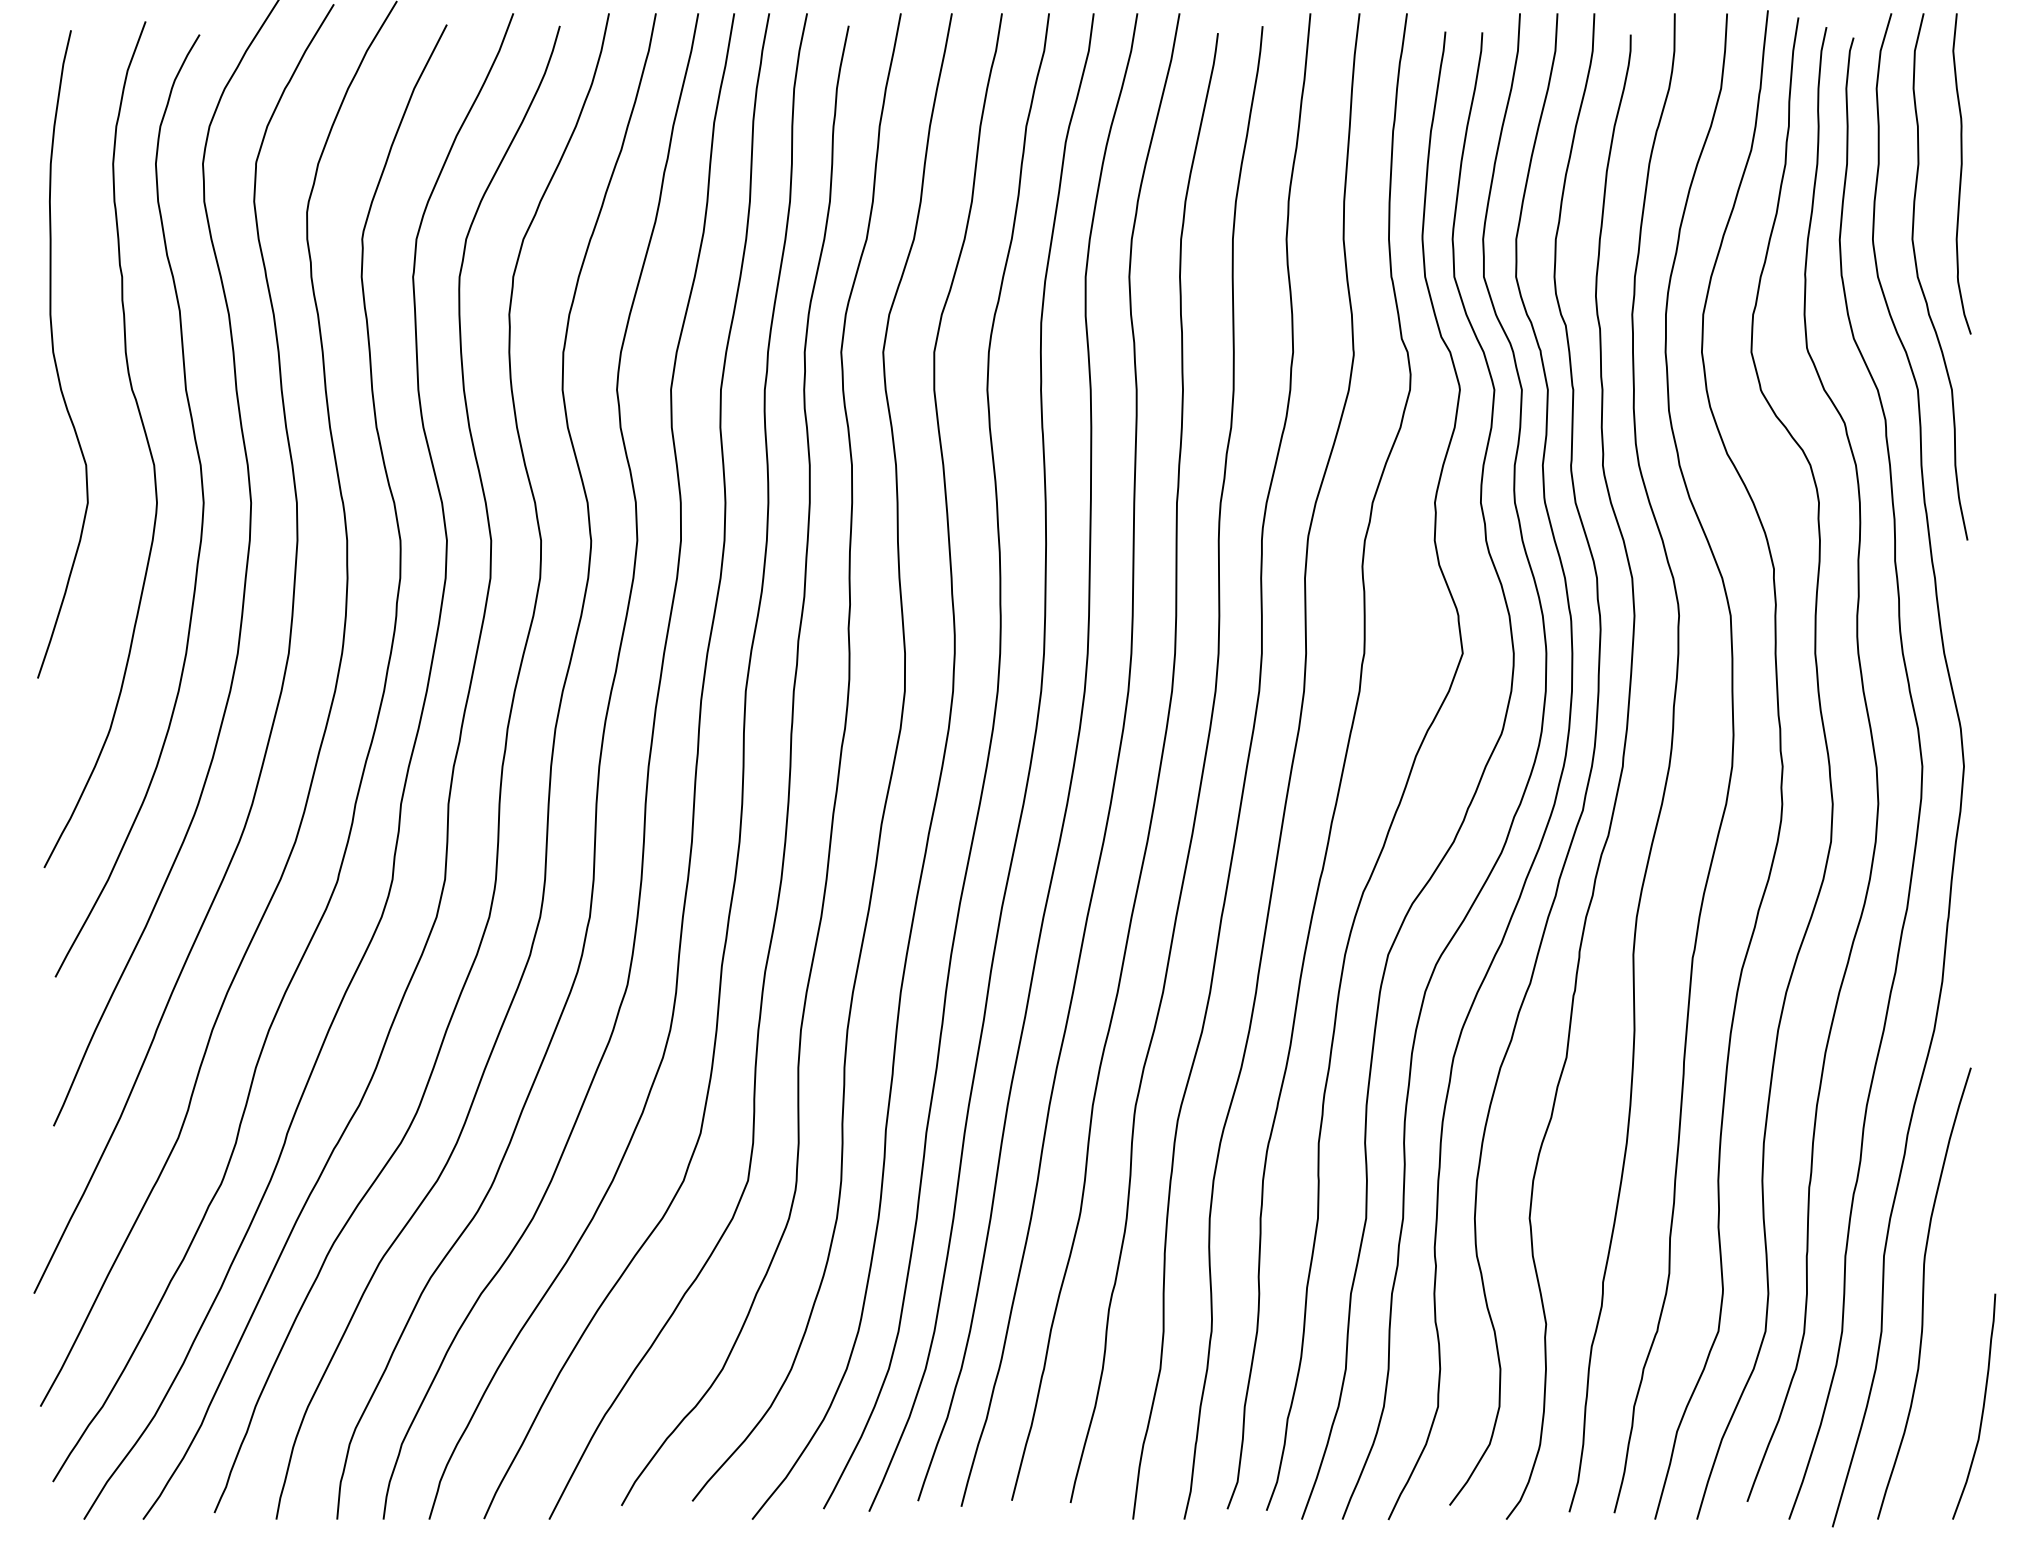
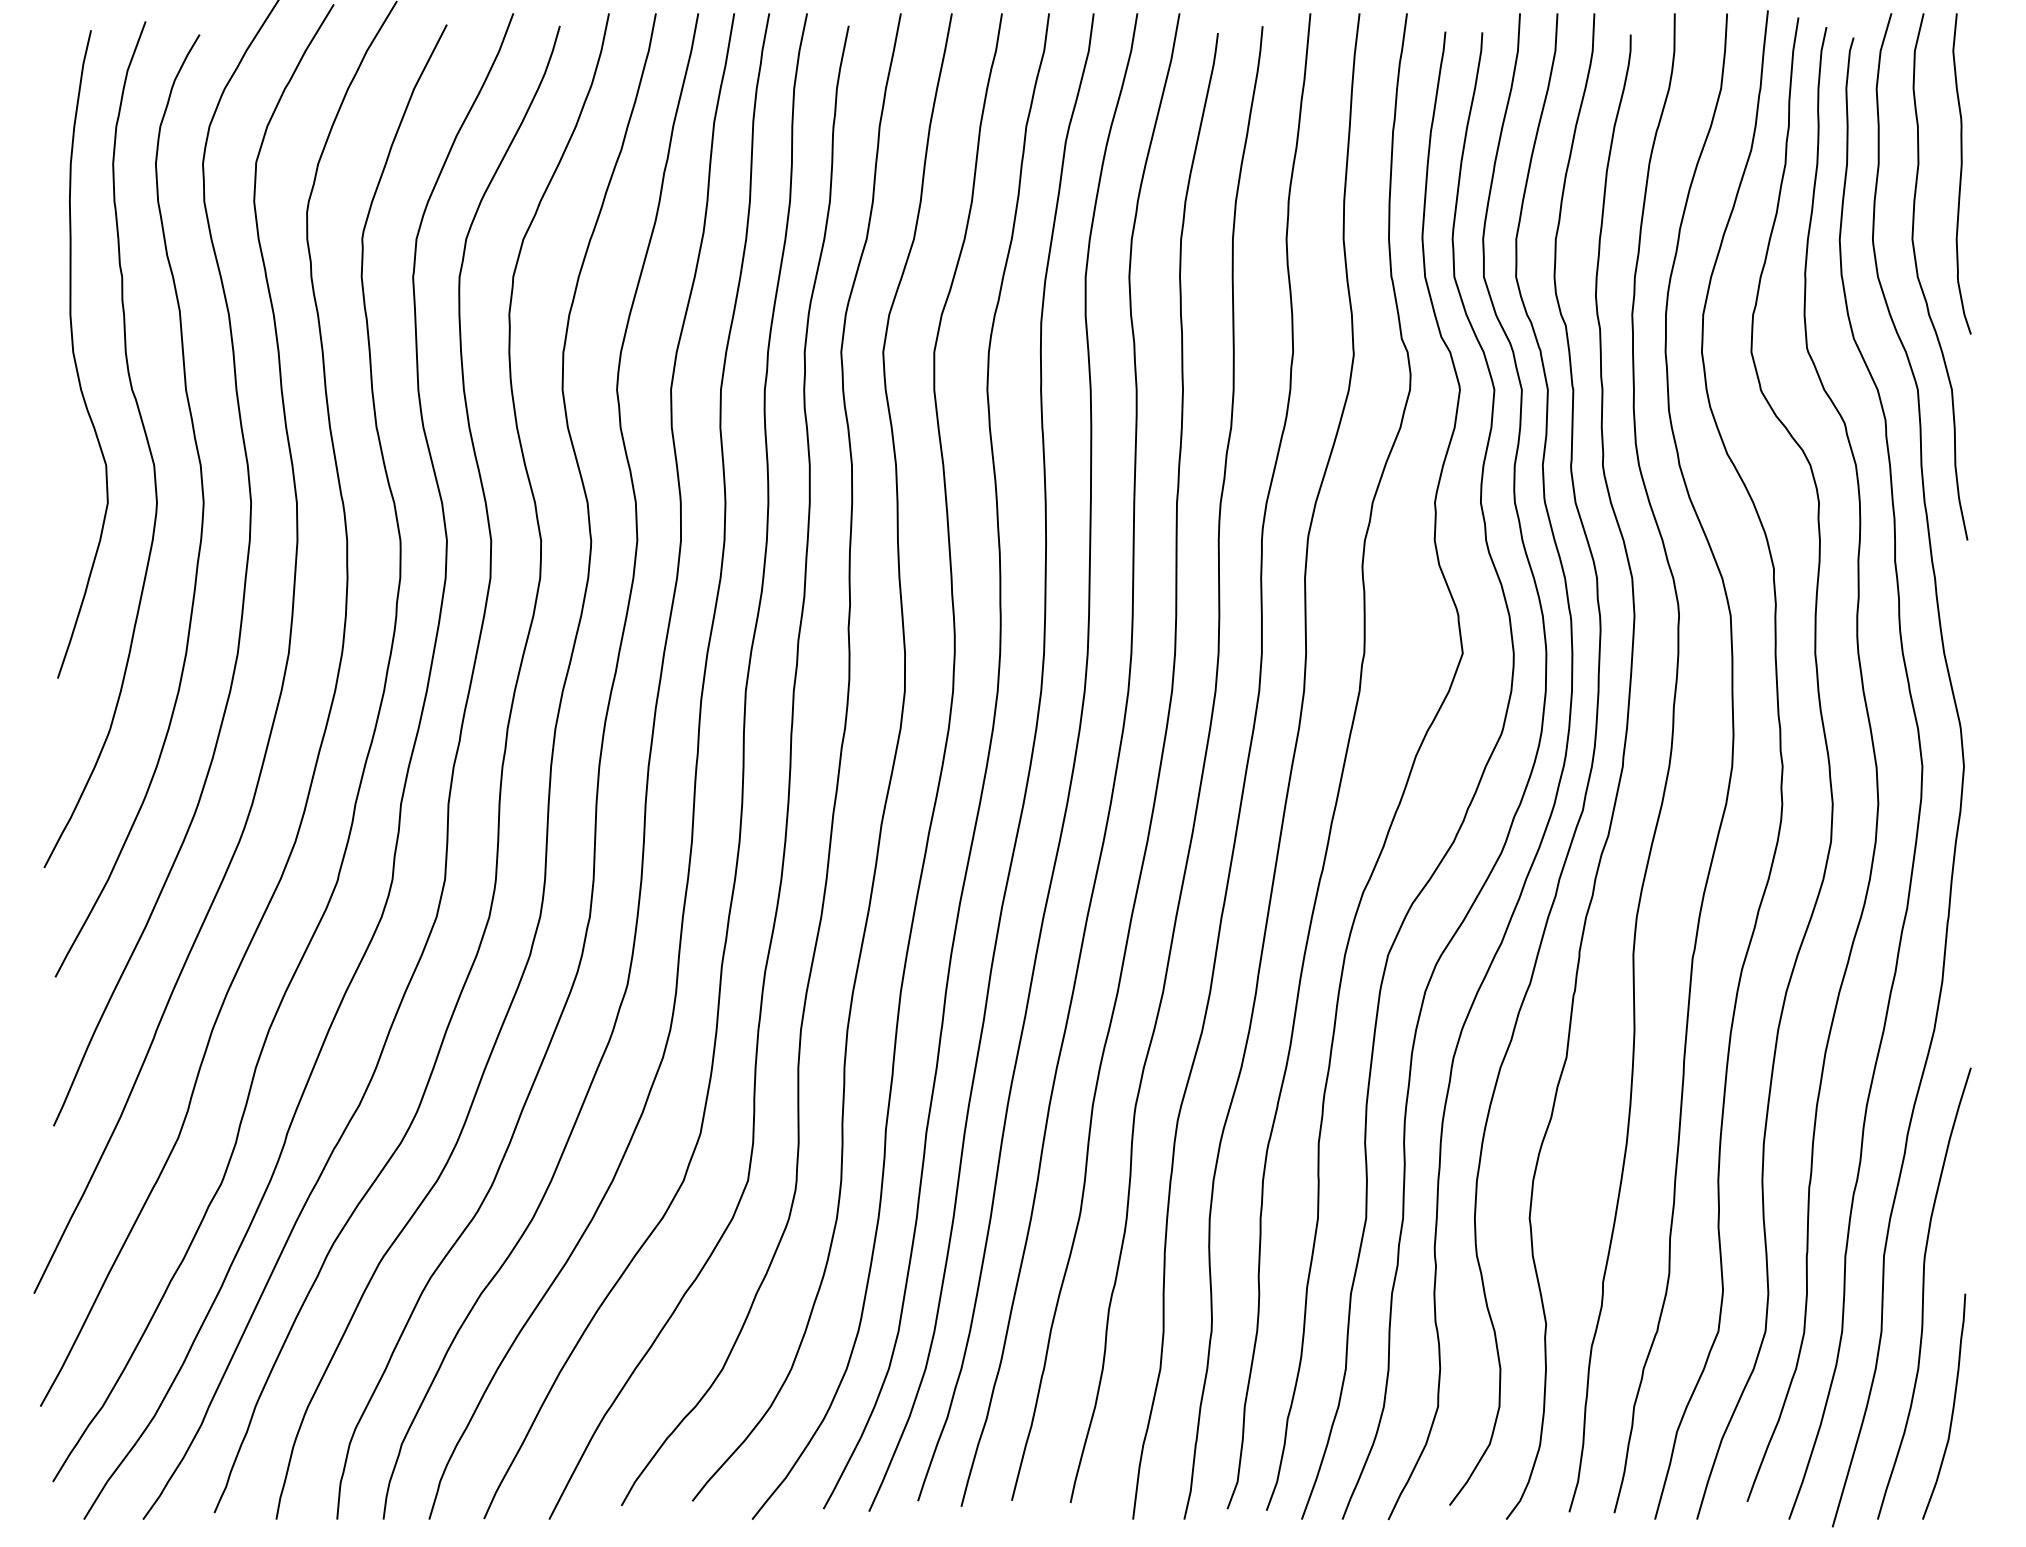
curve position: (55, 357) -> (75, 357) (75, 357)
curve position: (1982, 1406) -> (1952, 1406) (1952, 1406)
